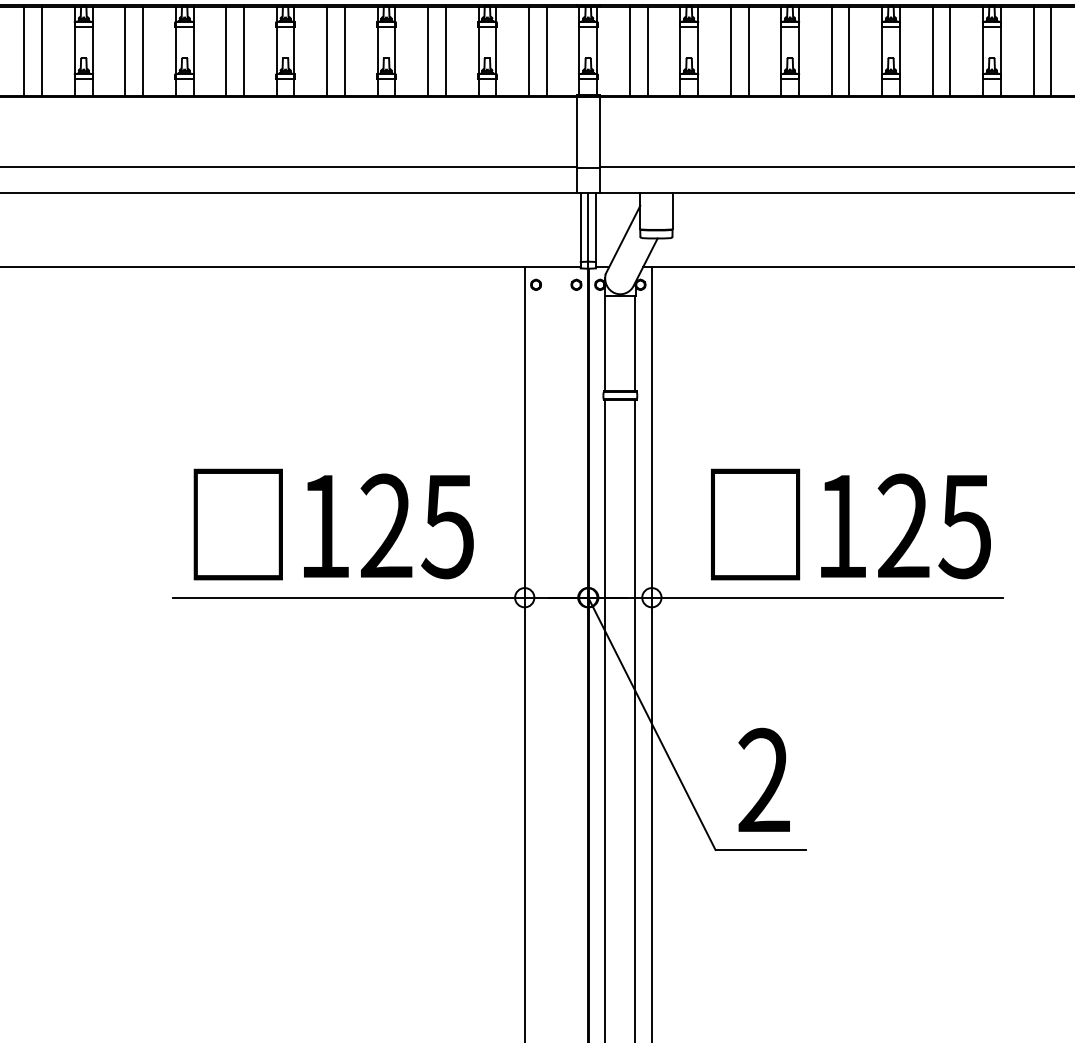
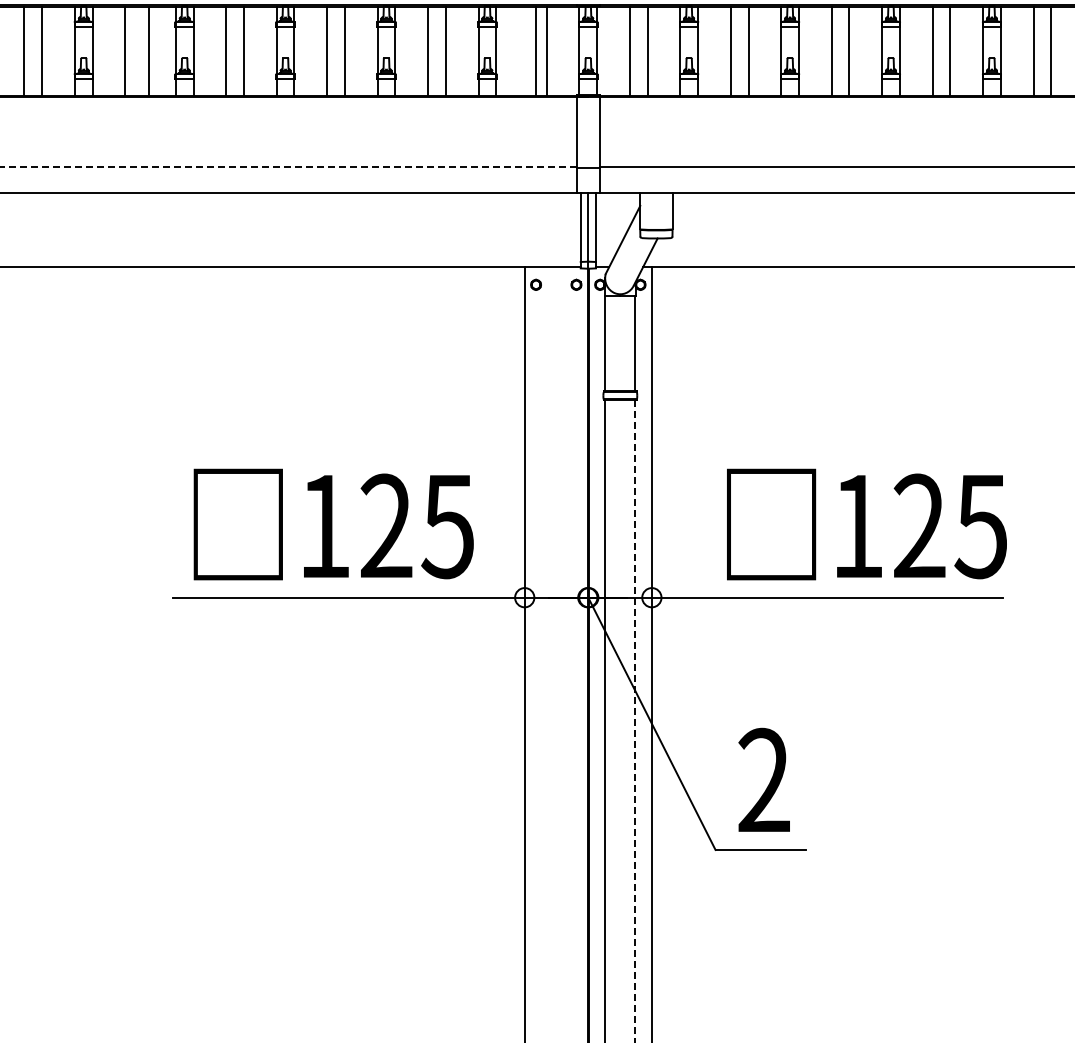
line position: (143, 51) -> (149, 51) (149, 51)
line position: (529, 51) -> (536, 51) (536, 51)
line: solid -> dashed (287, 167)
text position: (850, 524) -> (866, 524) (866, 524)
line: solid -> dashed (635, 722)
